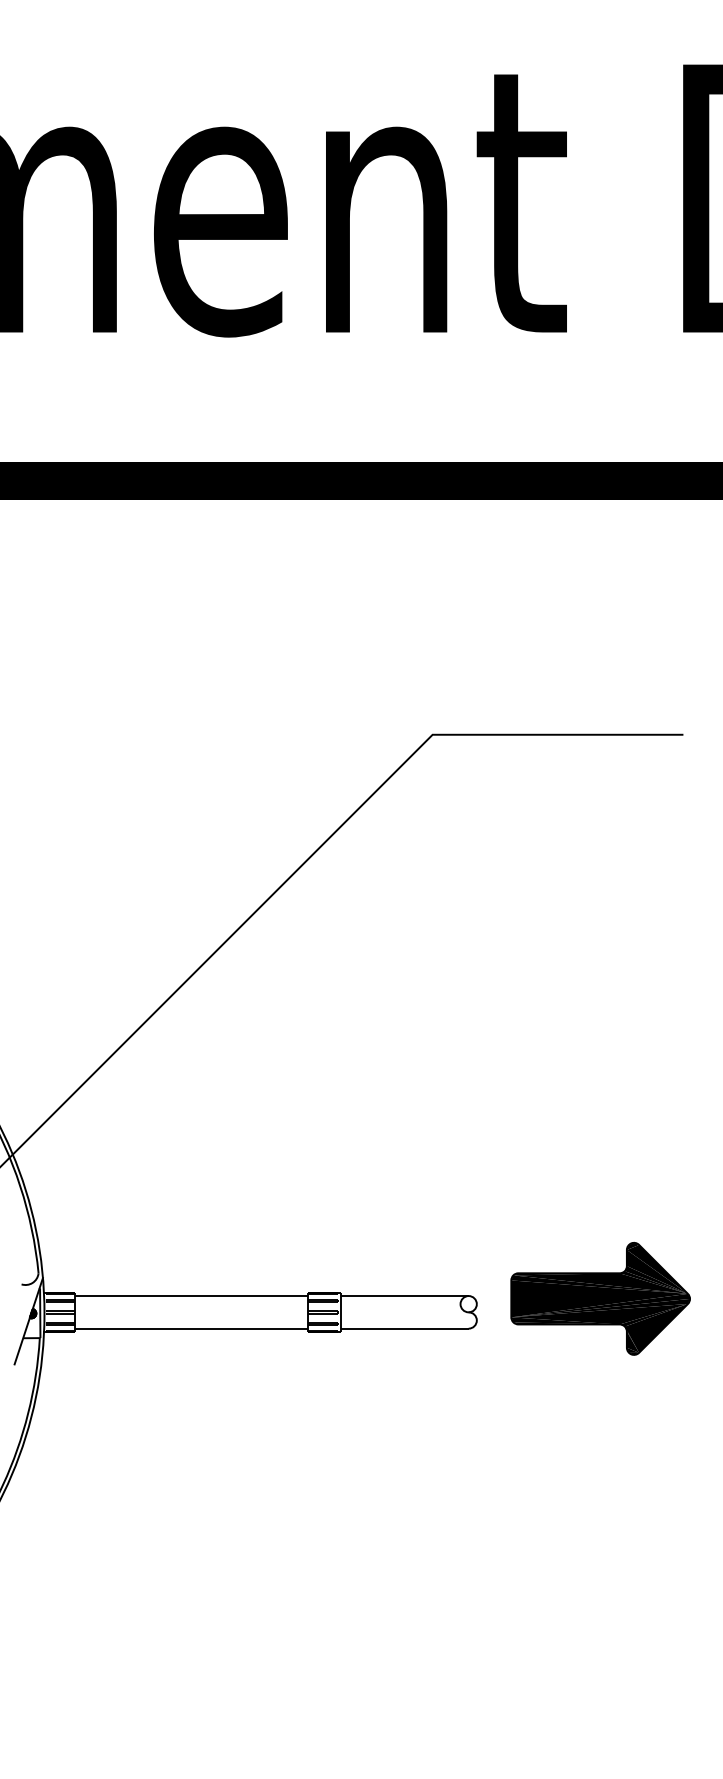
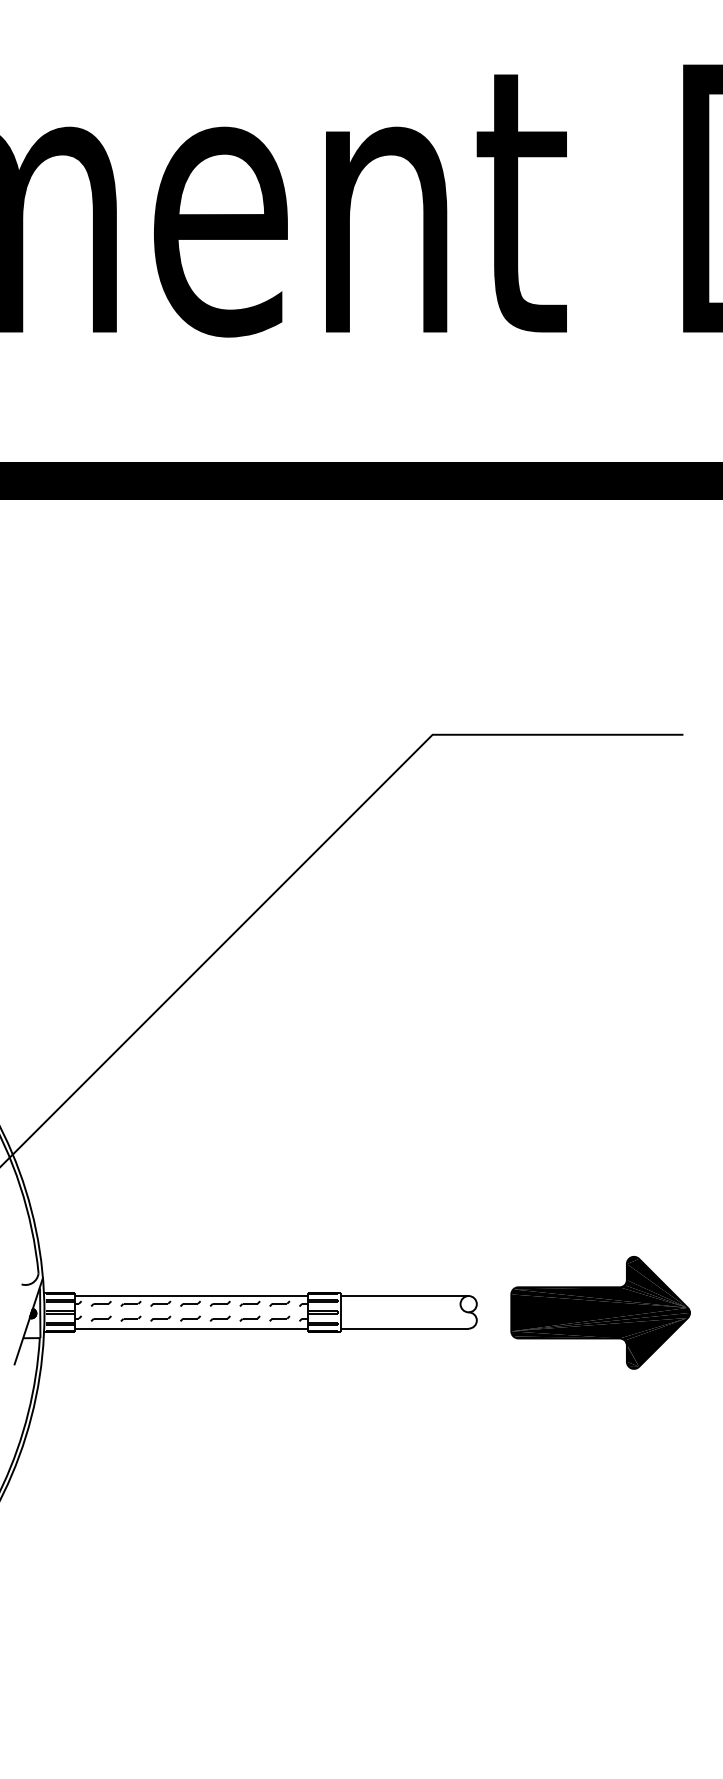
part position: (600, 1298) -> (600, 1312) (600, 1312)
hatch: none -> present (191, 1311)
